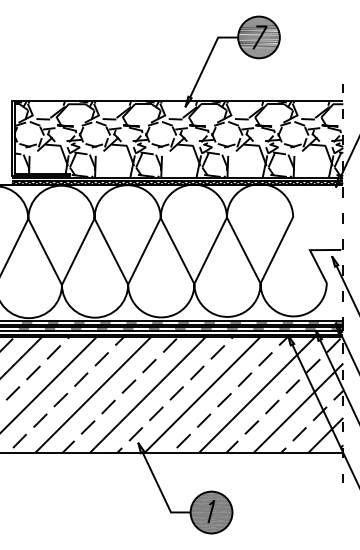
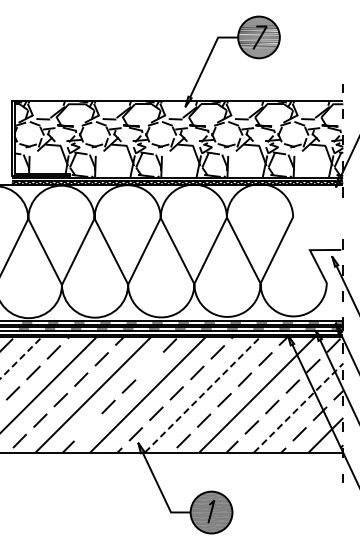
line: present -> none (342, 218)
line: solid -> dashed (21, 357)
line: present -> none (149, 365)
line: solid -> dashed (202, 394)
line: solid -> dashed (299, 407)
line: present -> none (87, 427)
